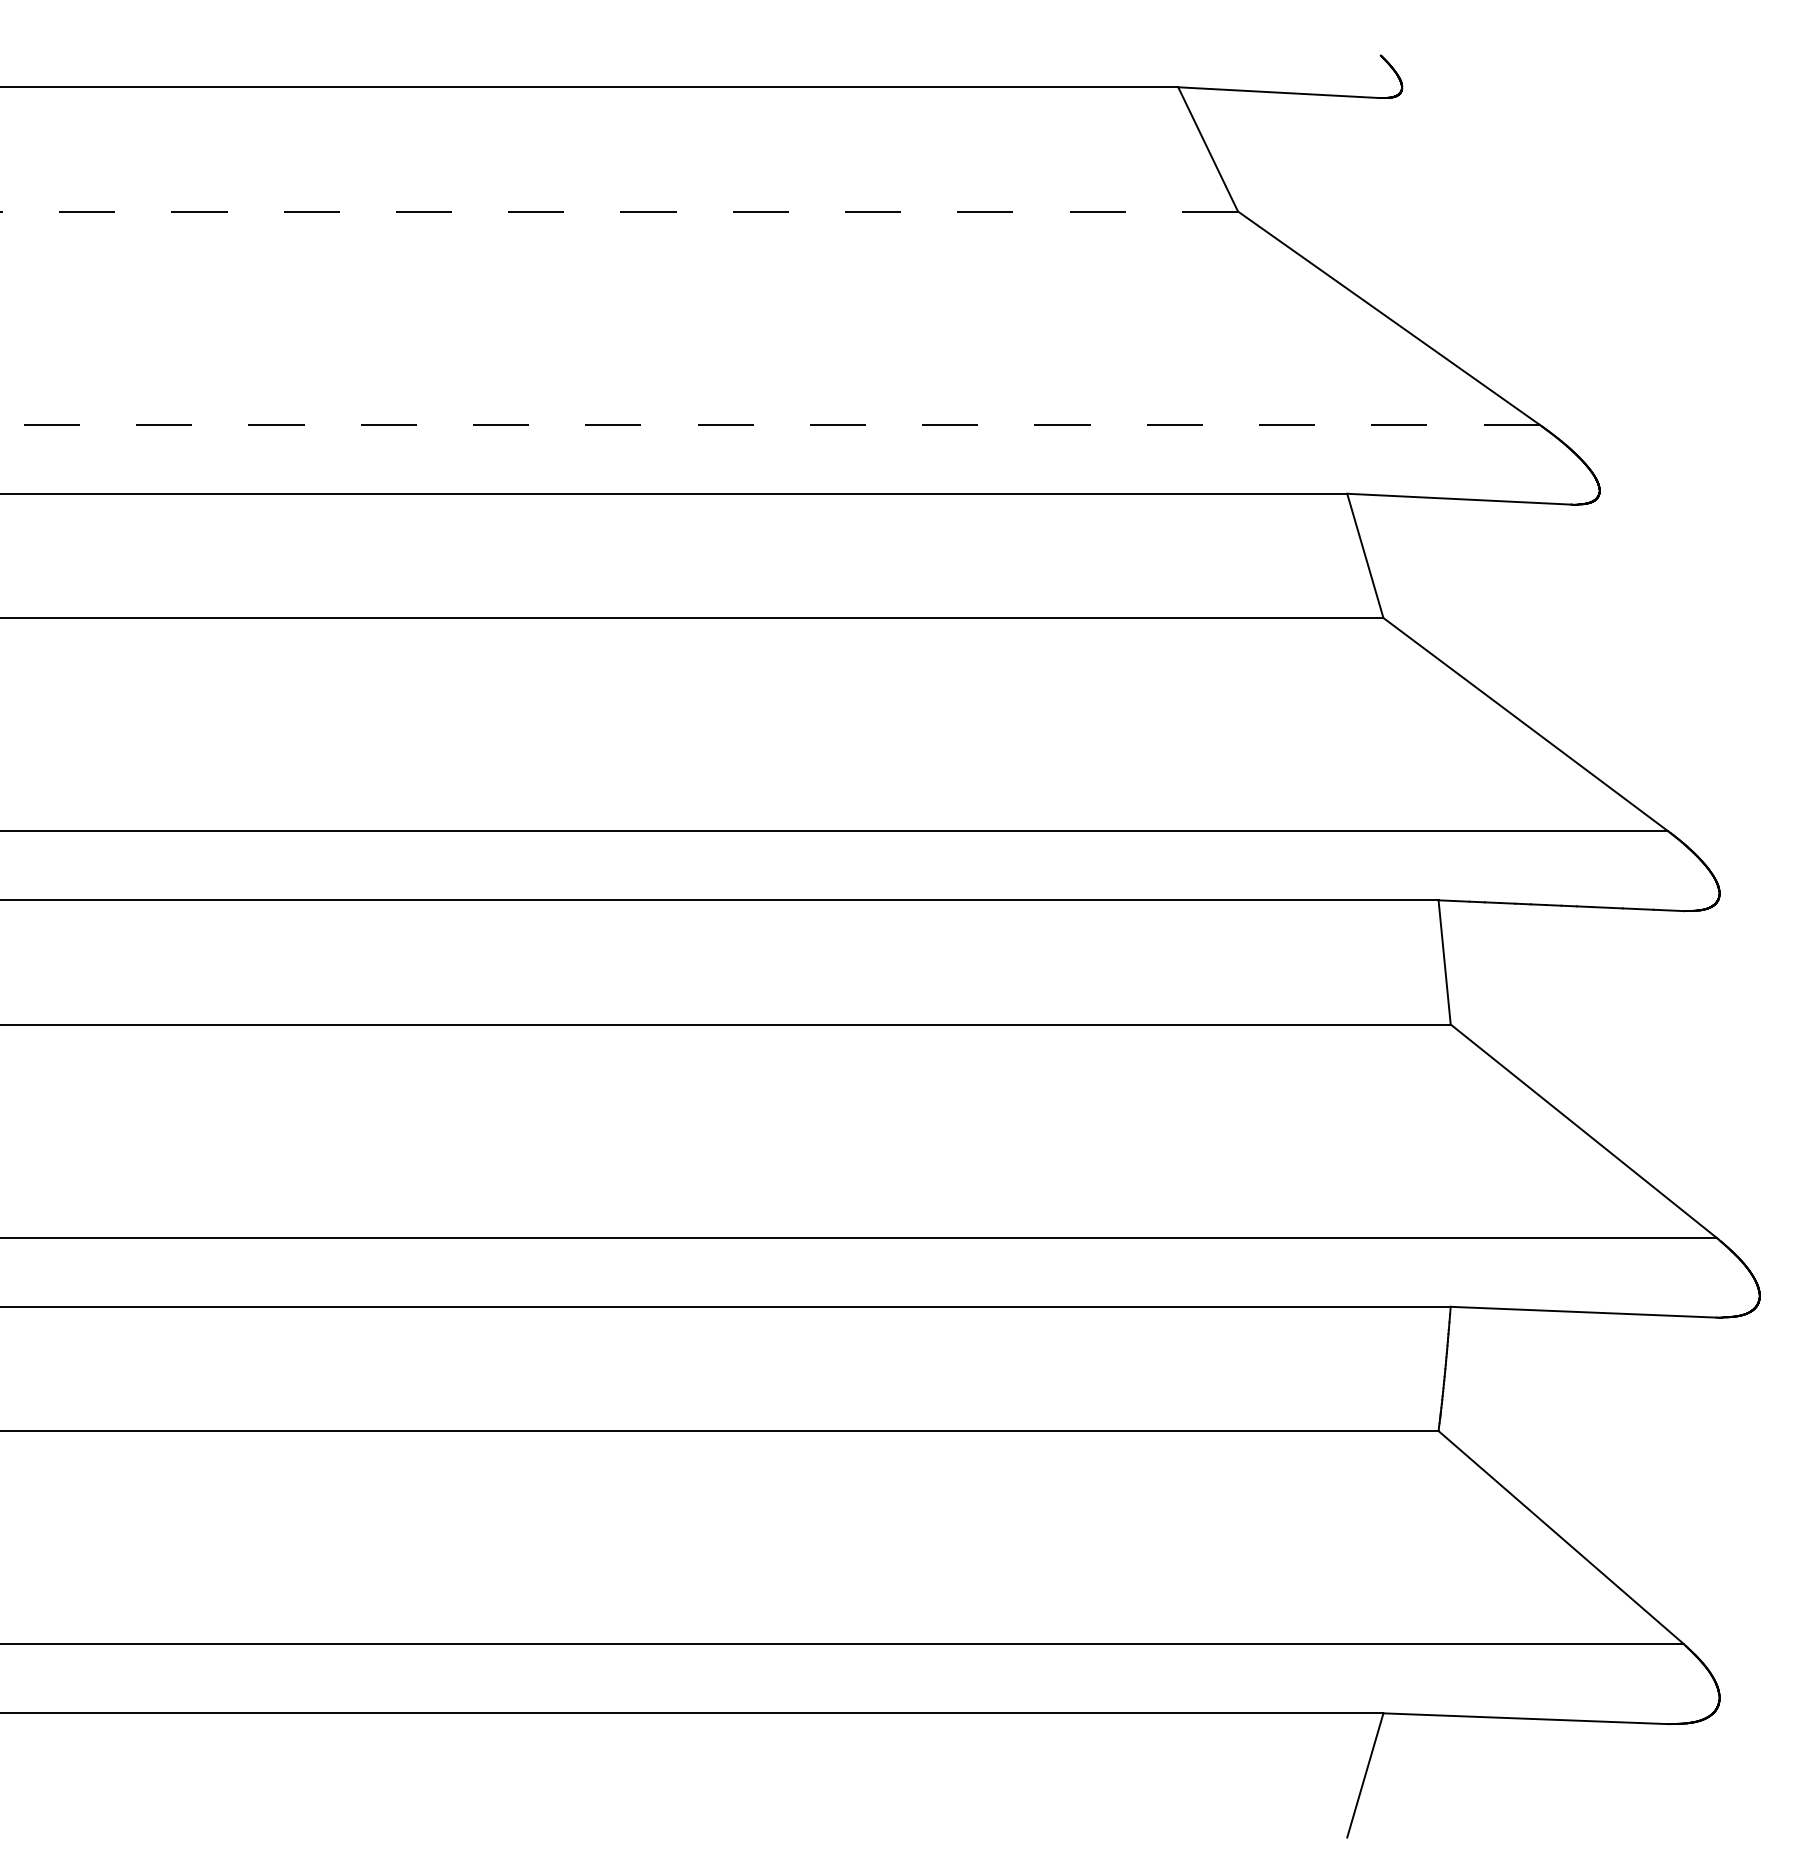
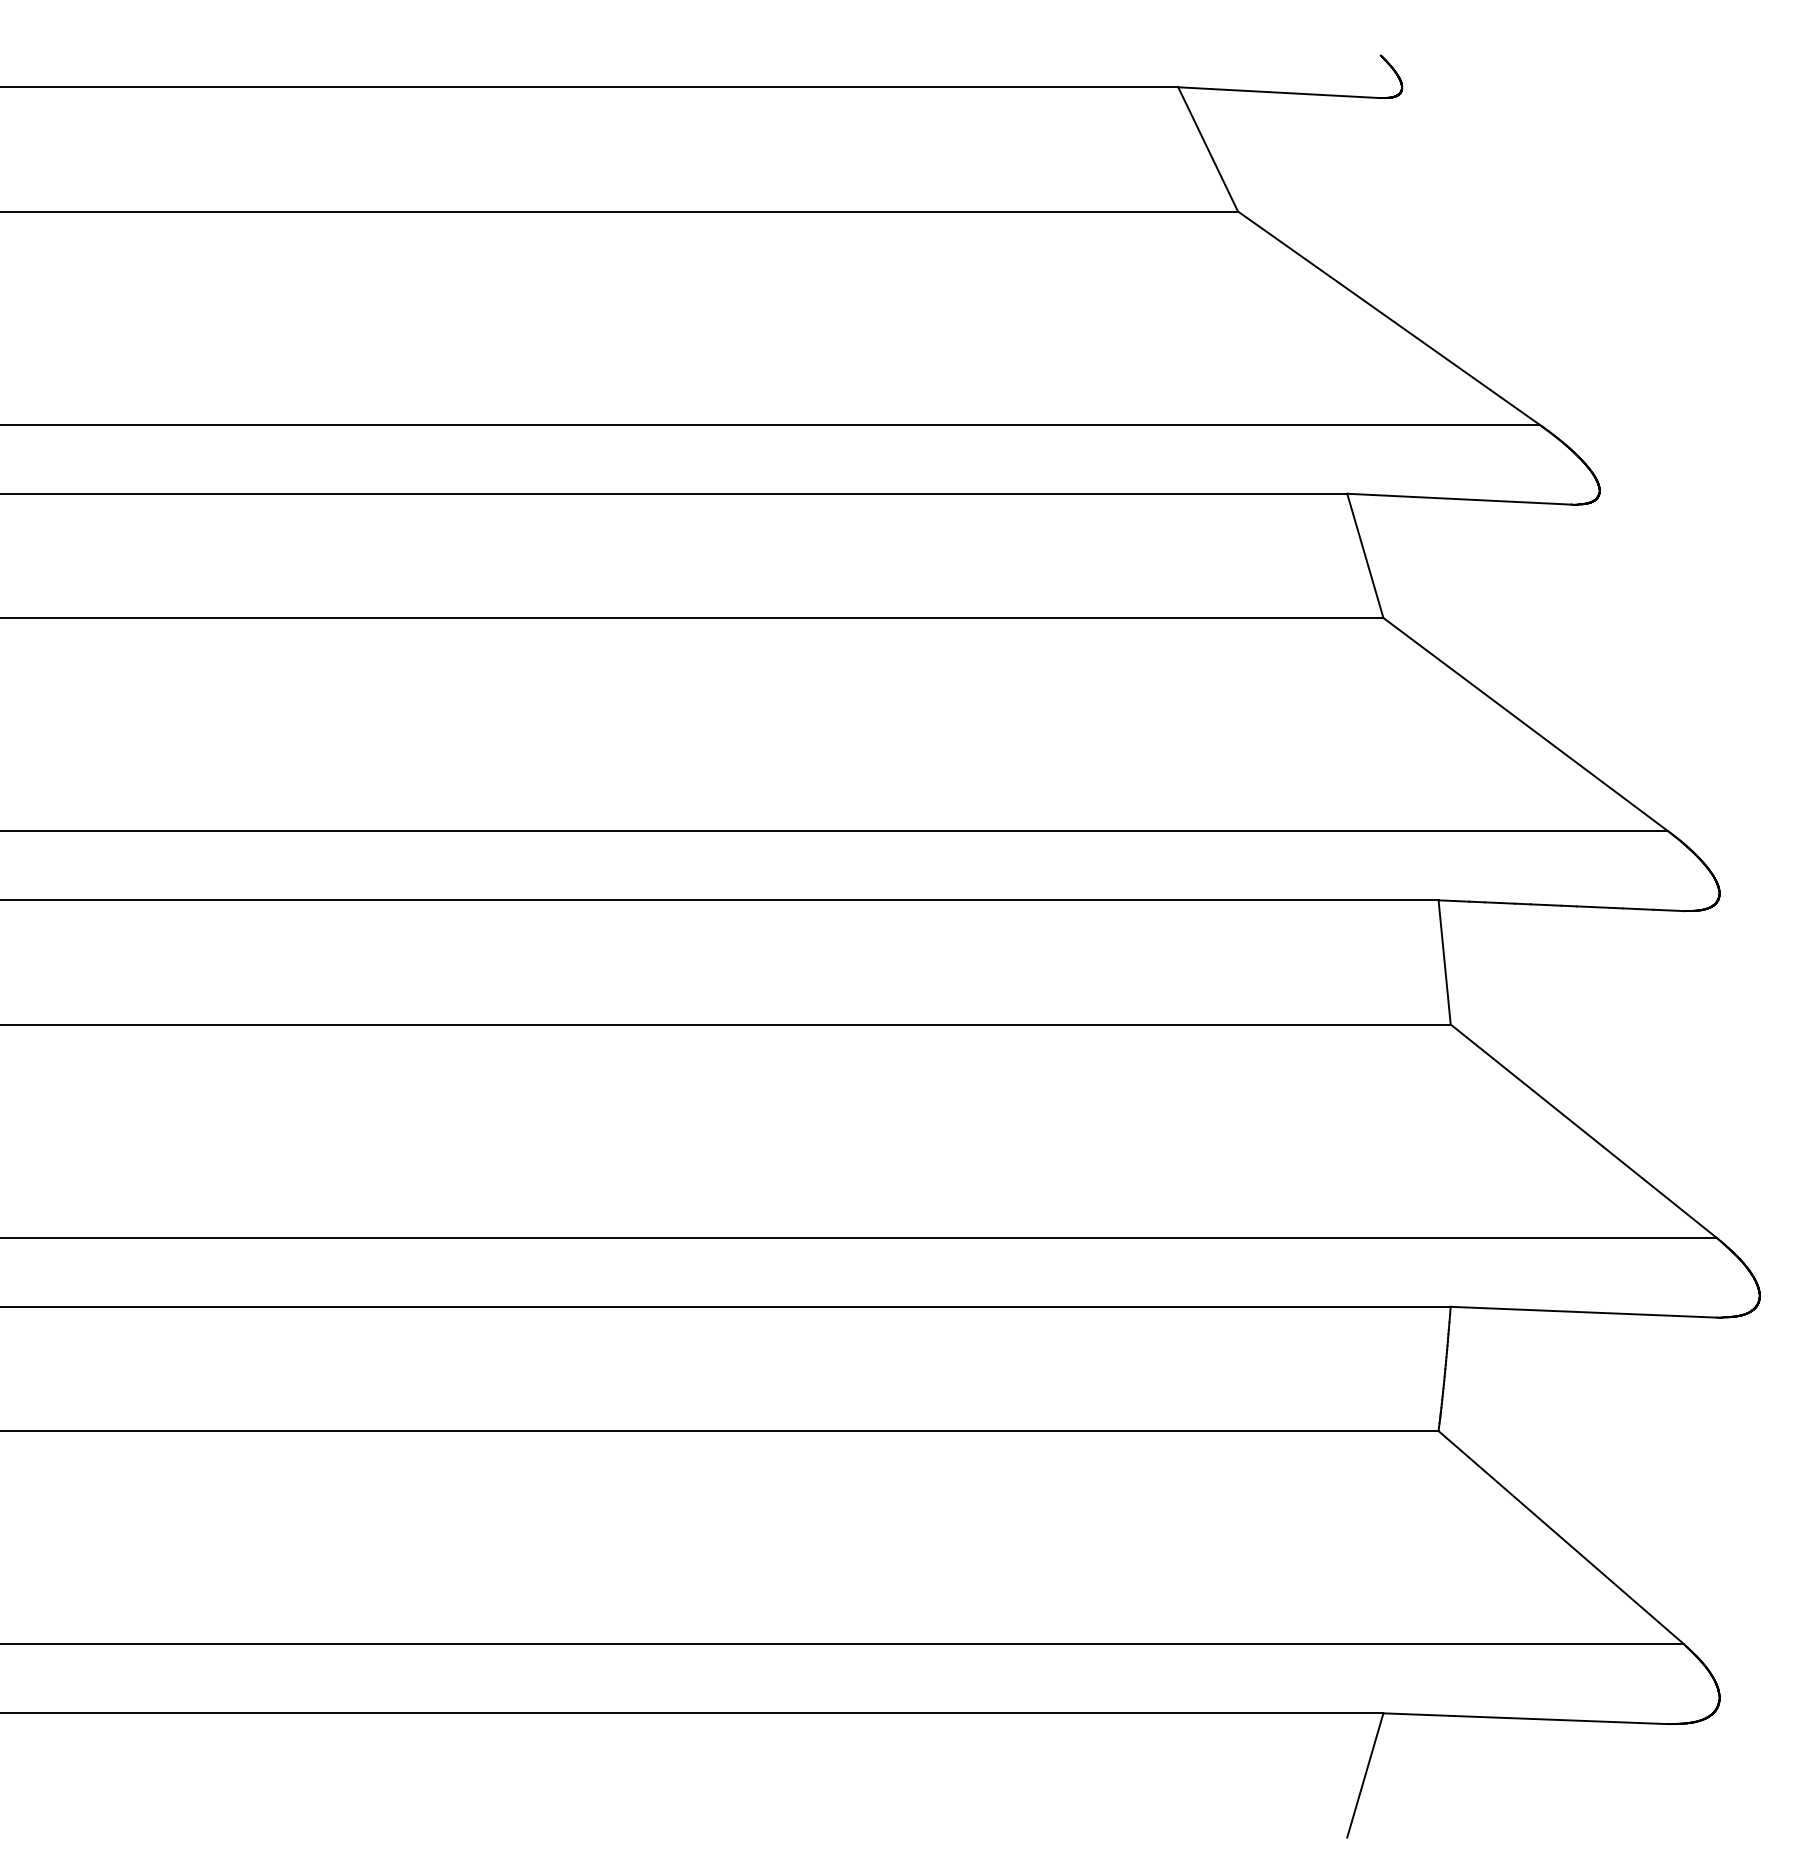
line: dashed -> solid (618, 211)
line: dashed -> solid (770, 424)
